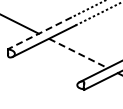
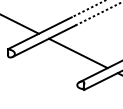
line: dashed -> solid (39, 33)
line: dashed -> solid (78, 53)
